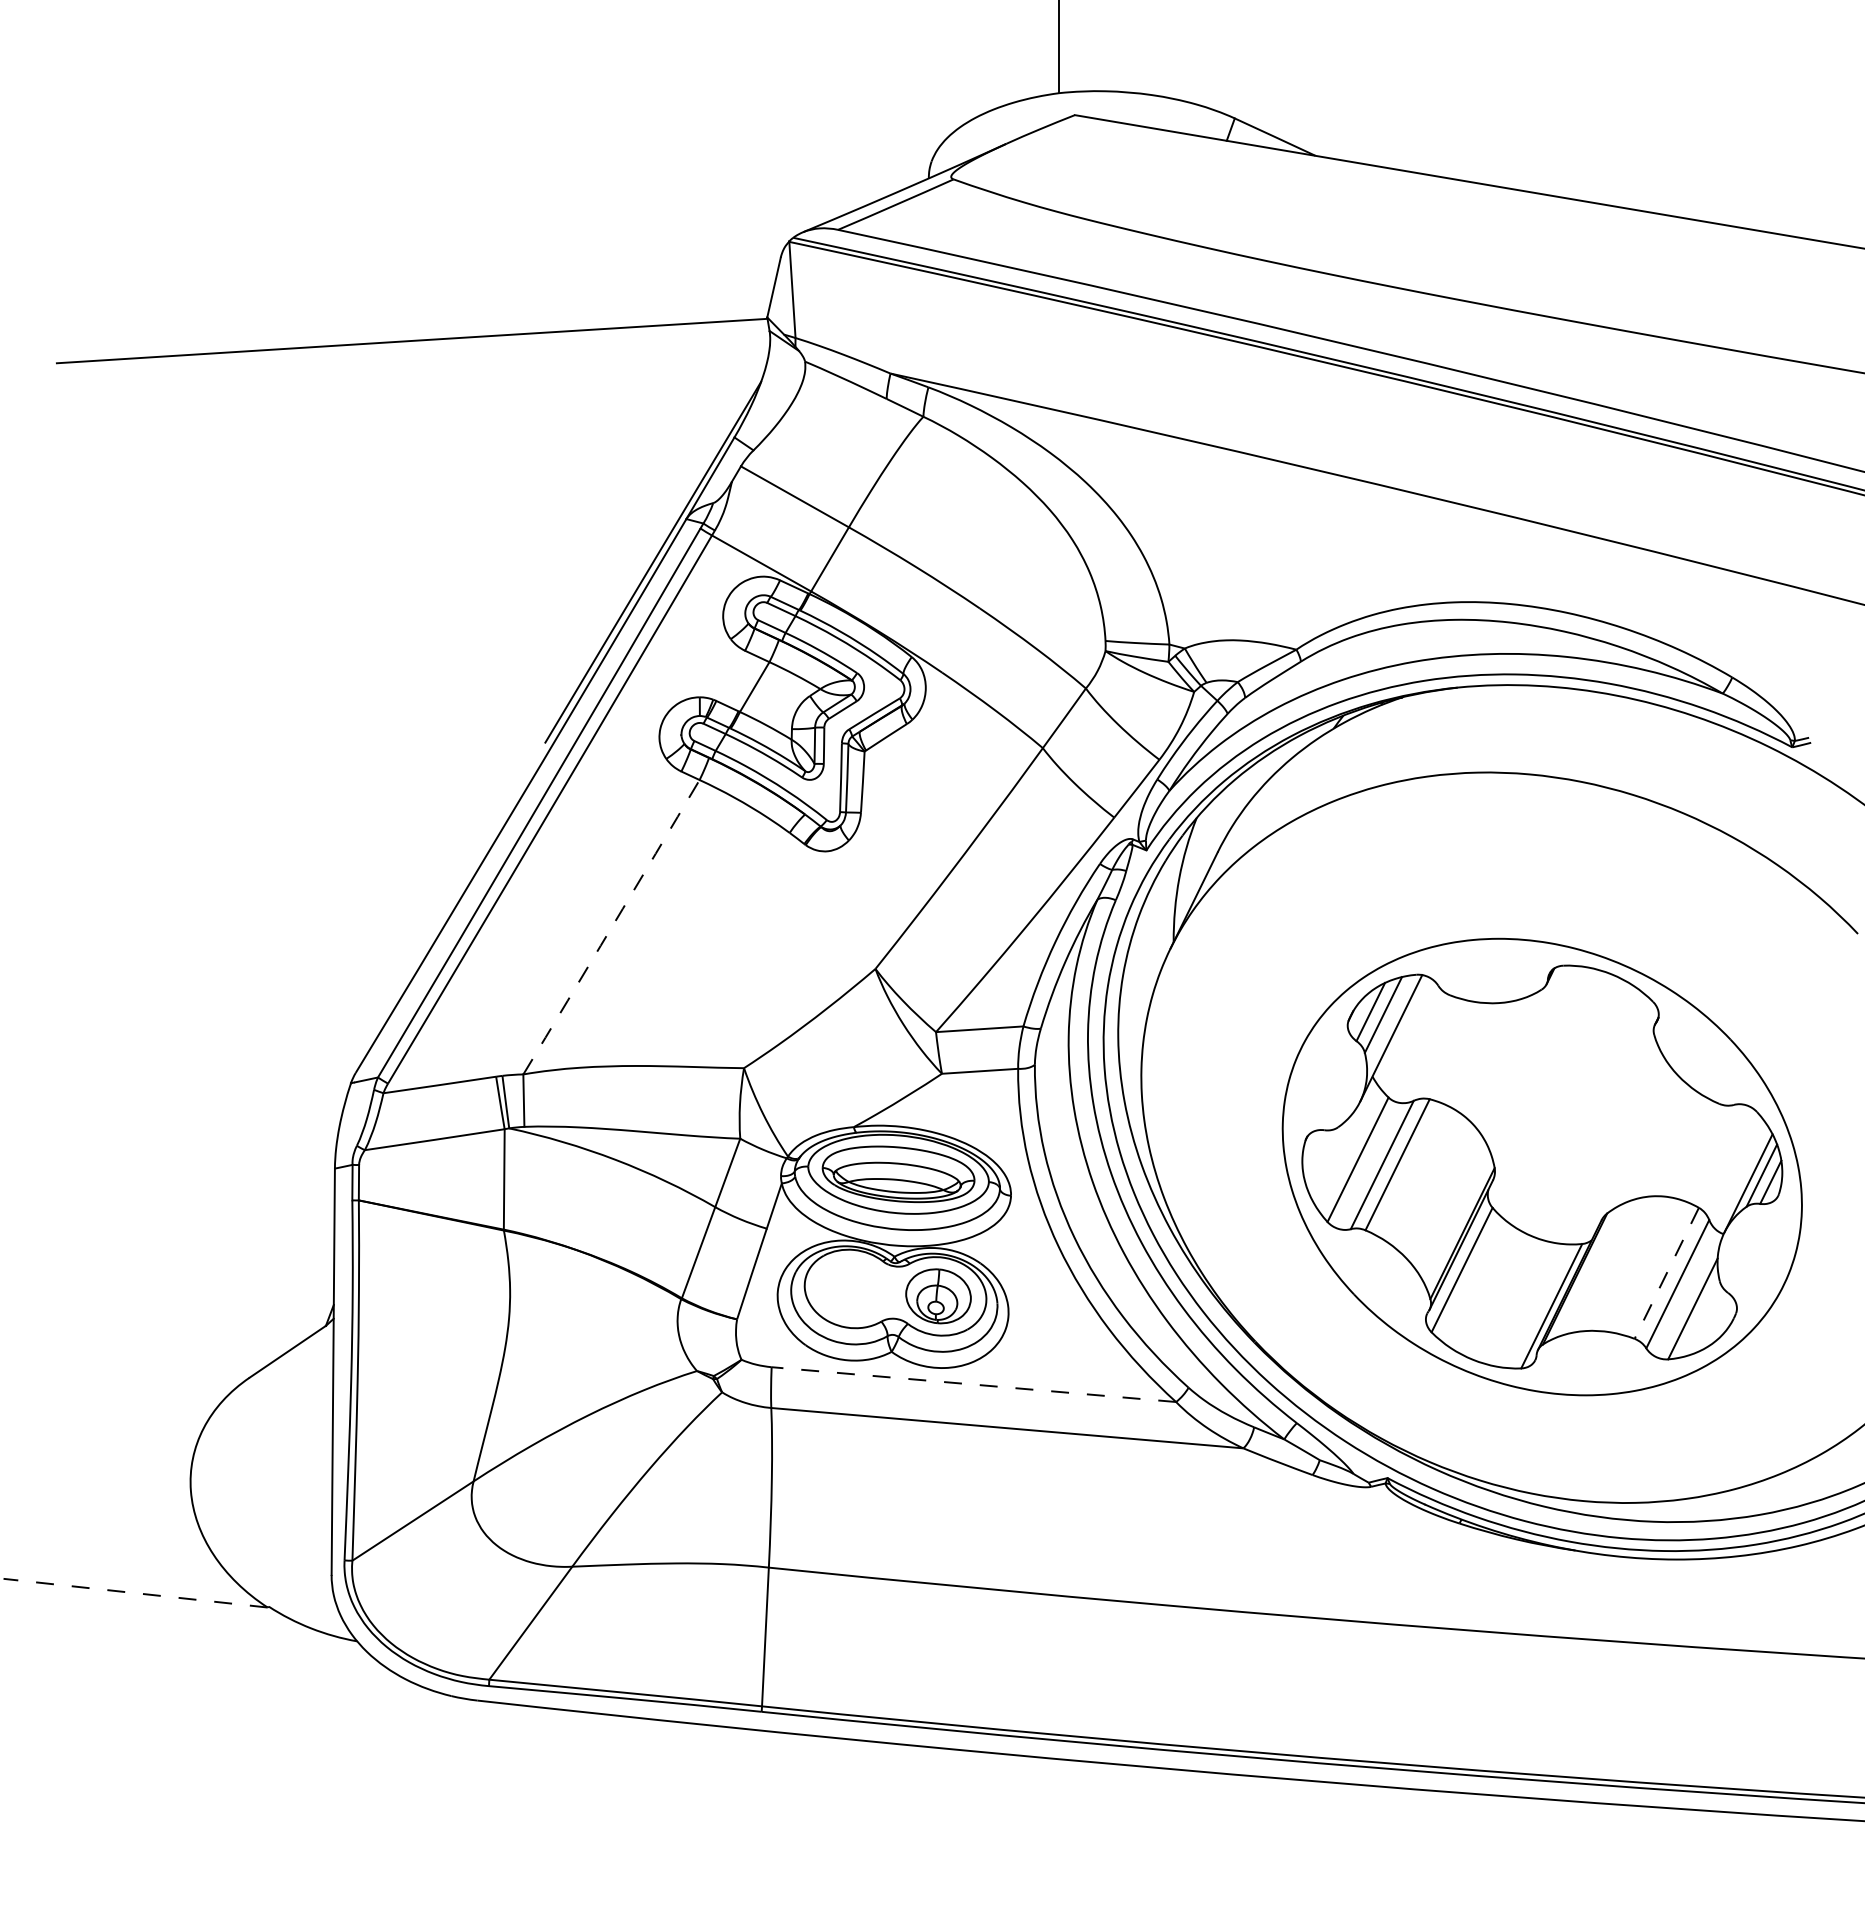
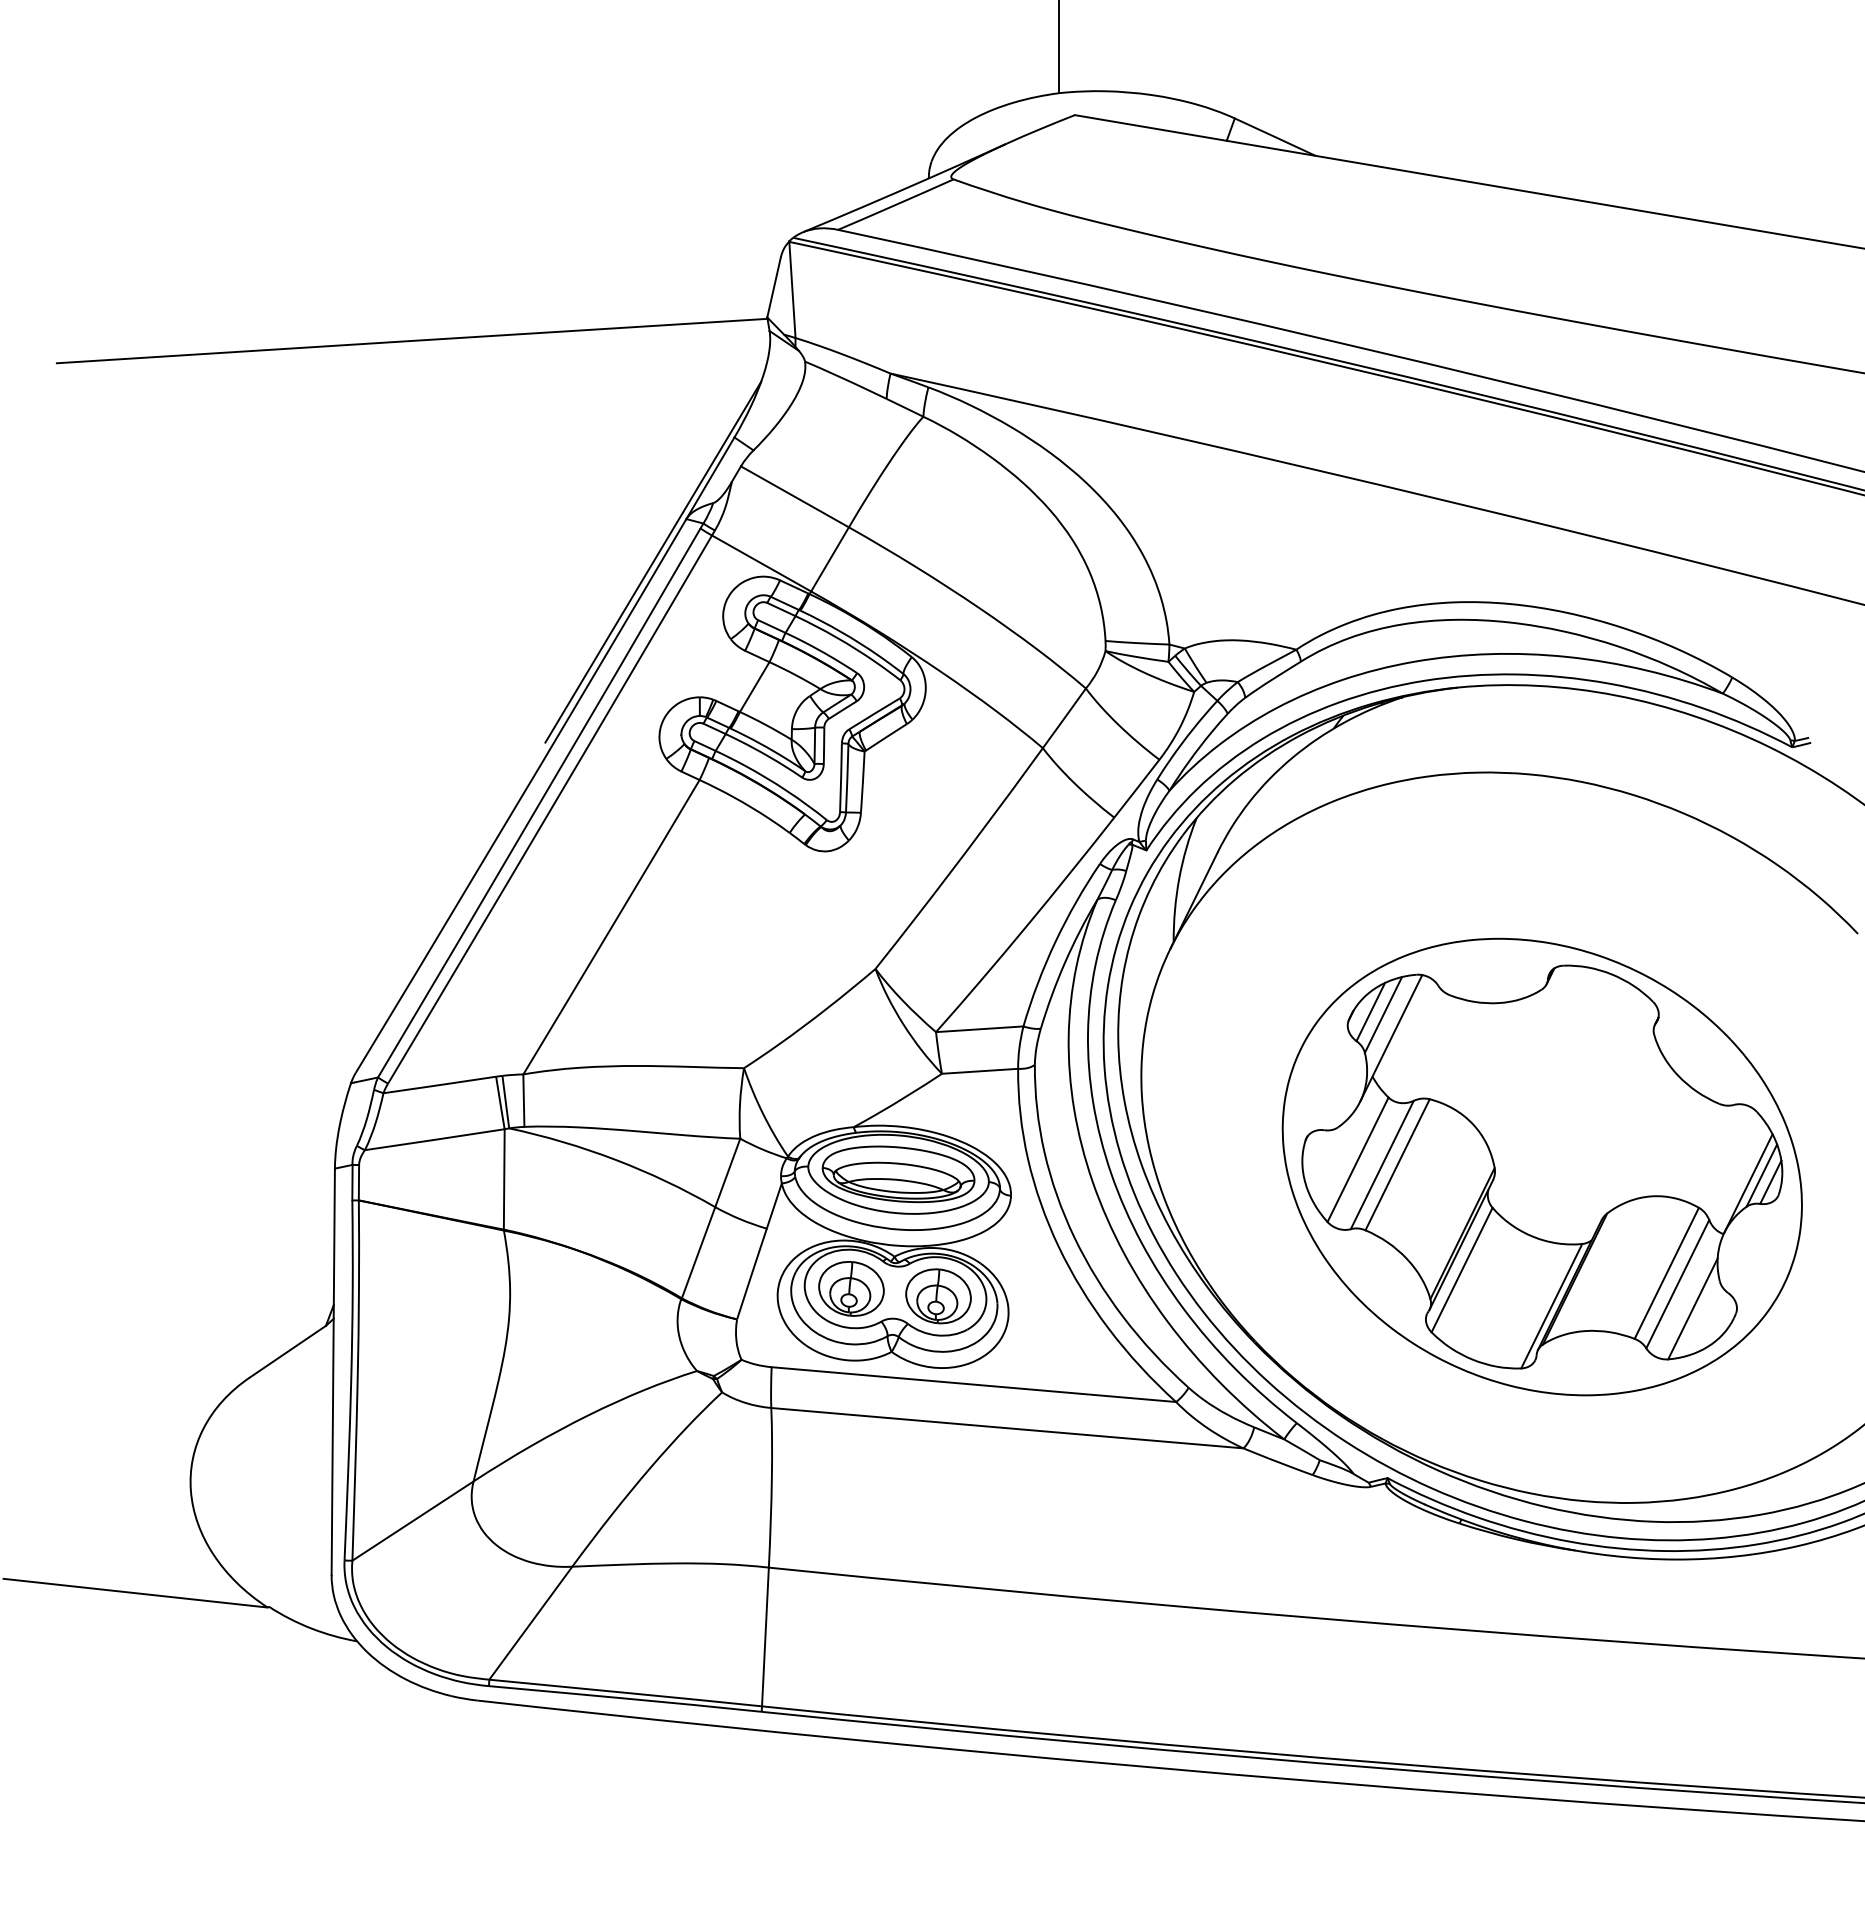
arc: dashed -> solid (611, 927)
line: dashed -> solid (1666, 1273)
part: none -> present (851, 1288)
line: dashed -> solid (973, 1384)
line: dashed -> solid (135, 1593)
